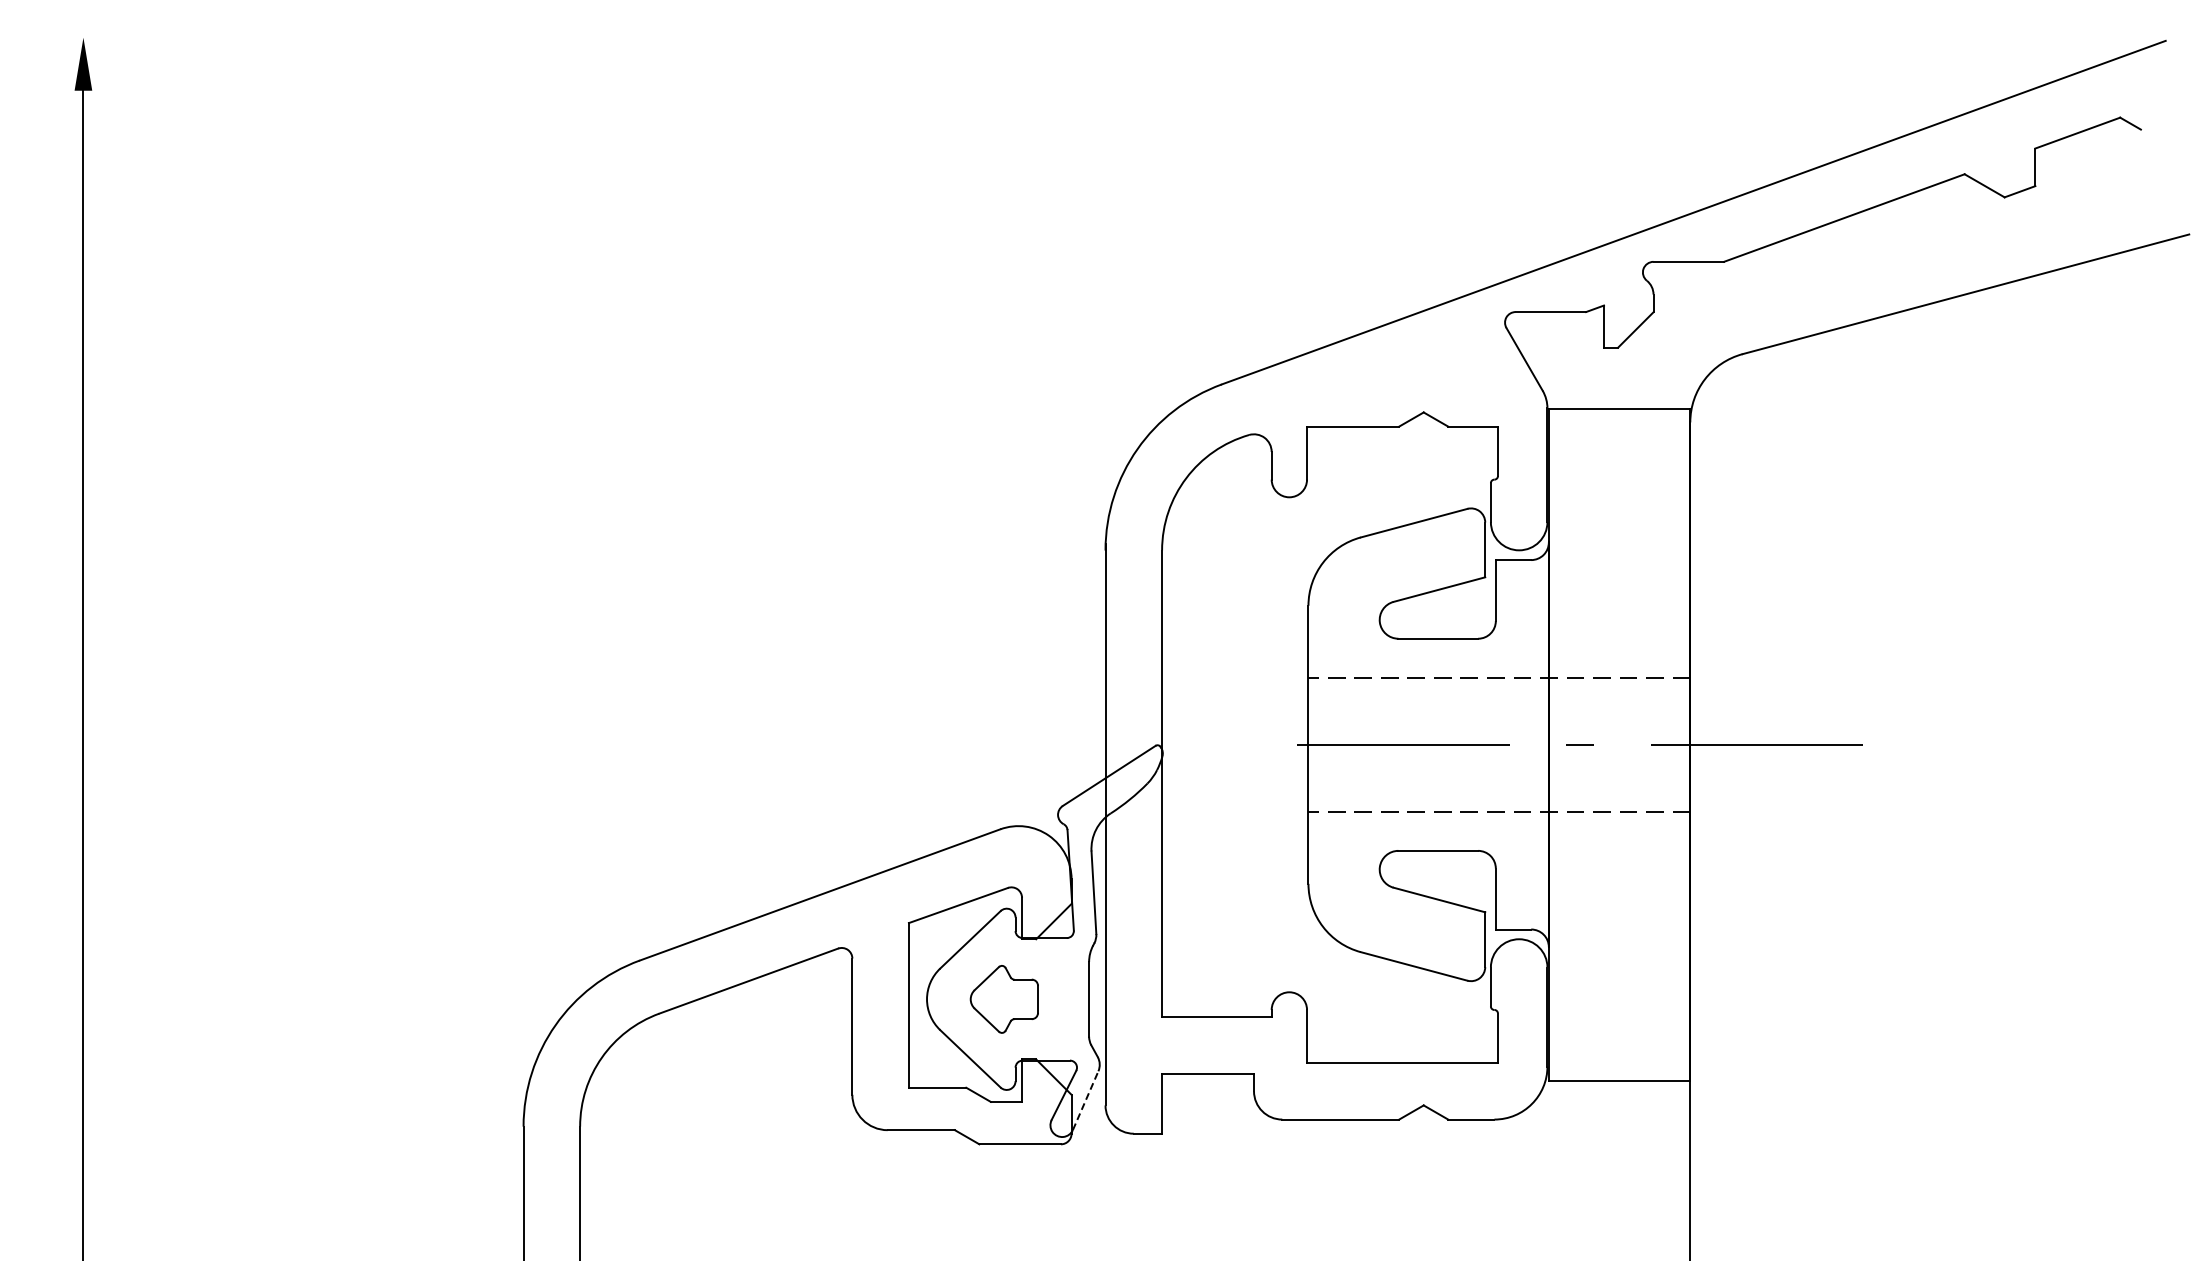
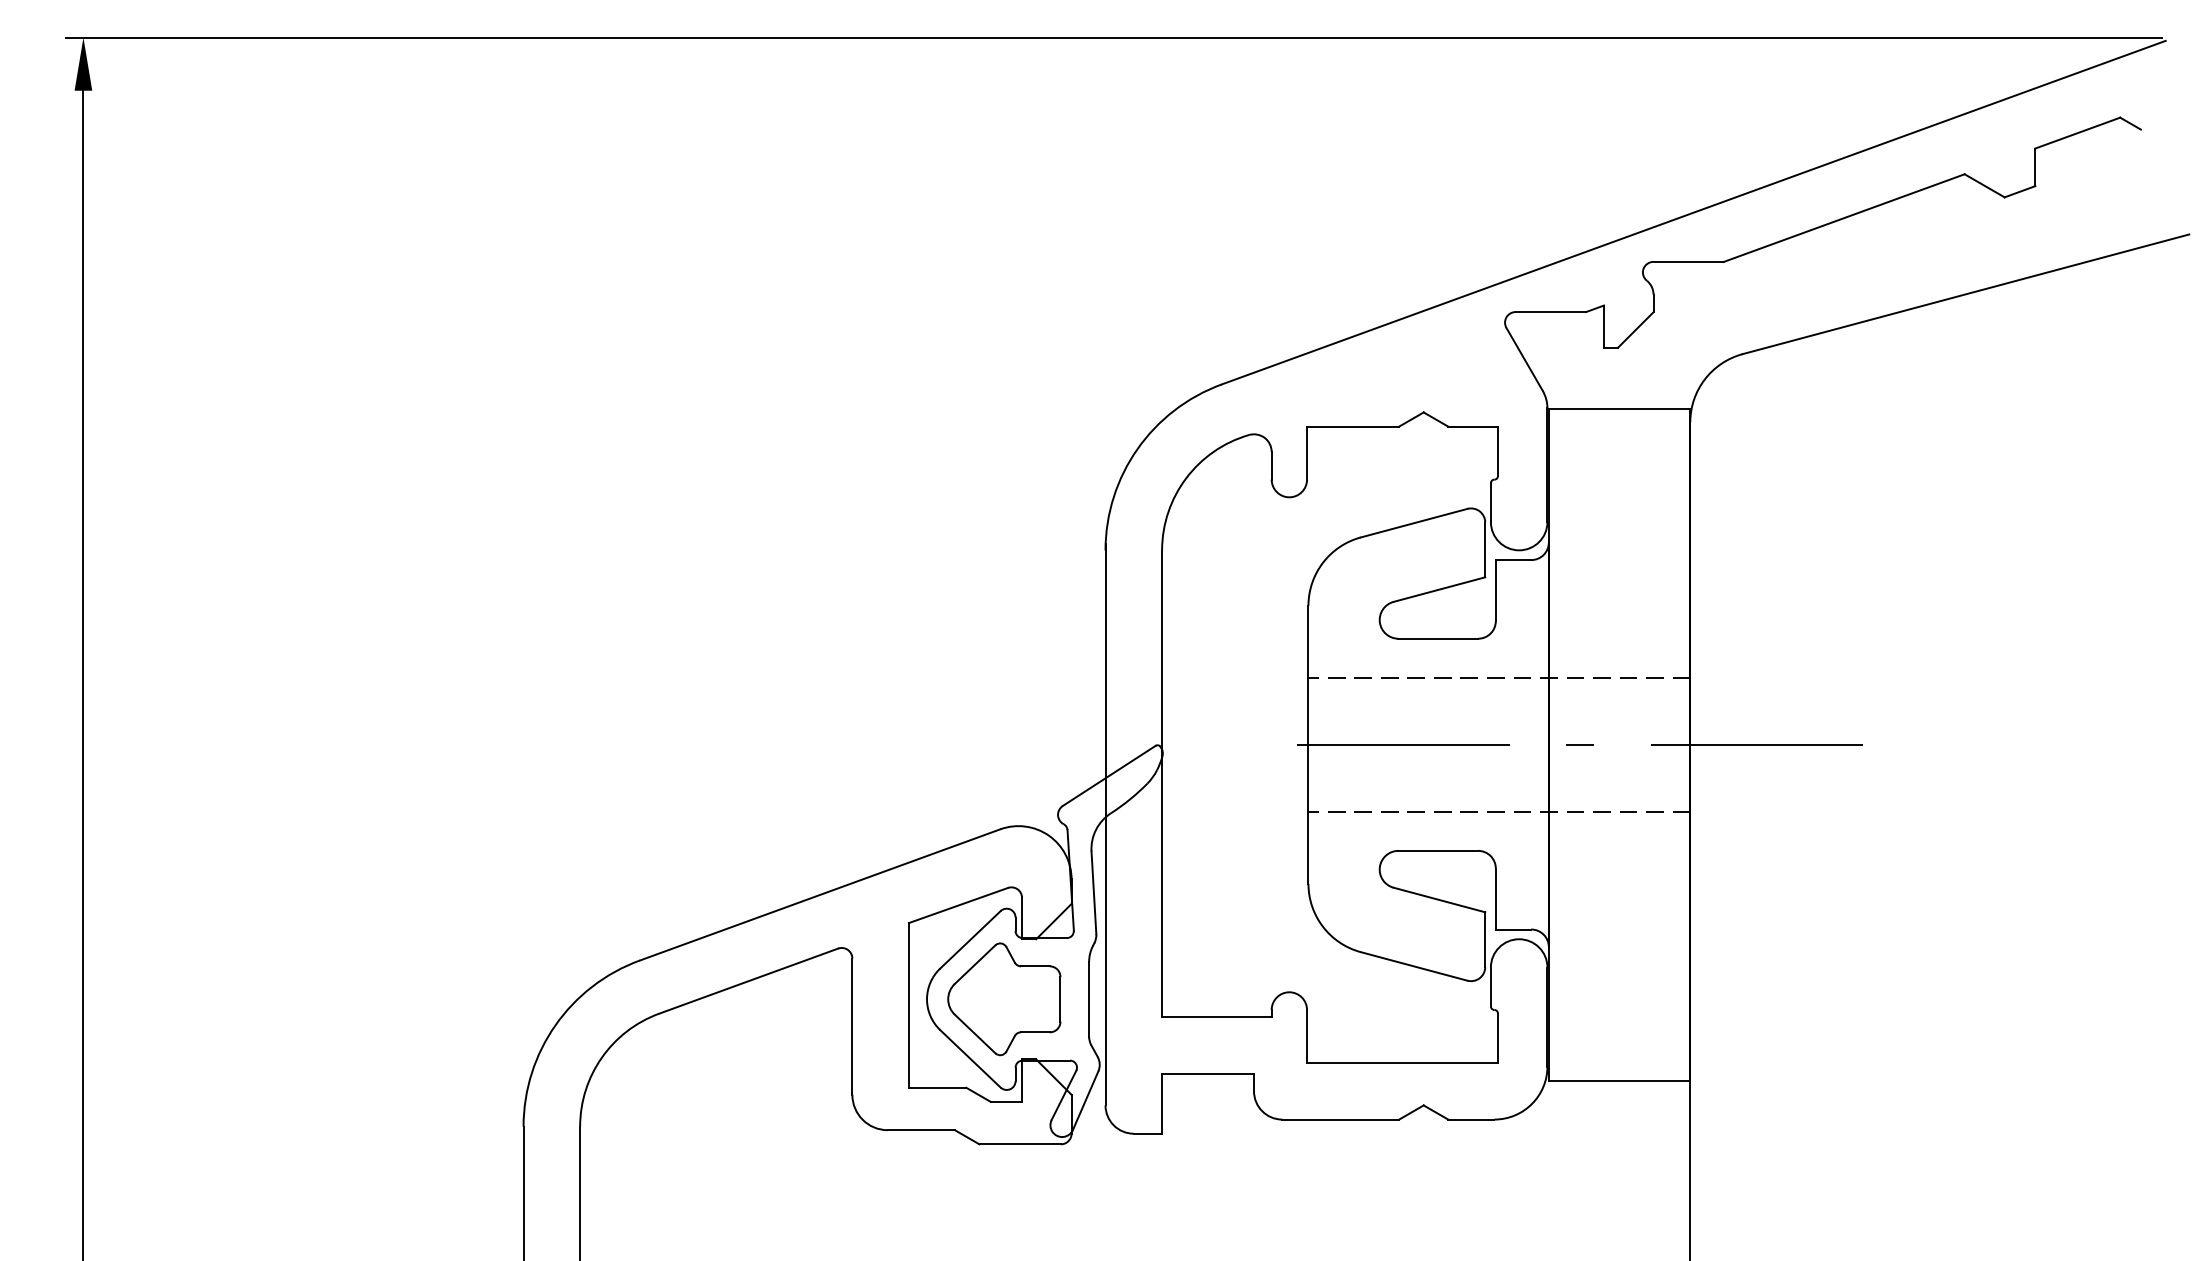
line: none -> present (1113, 37)
part size: 70x69 px -> 115x115 px (1004, 999)
line: dashed -> solid (1085, 1100)
